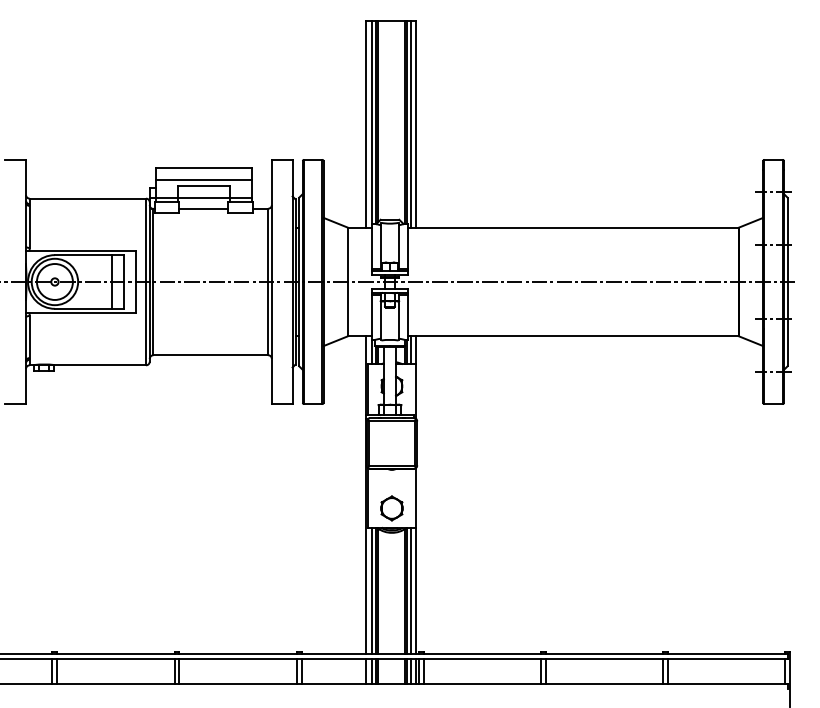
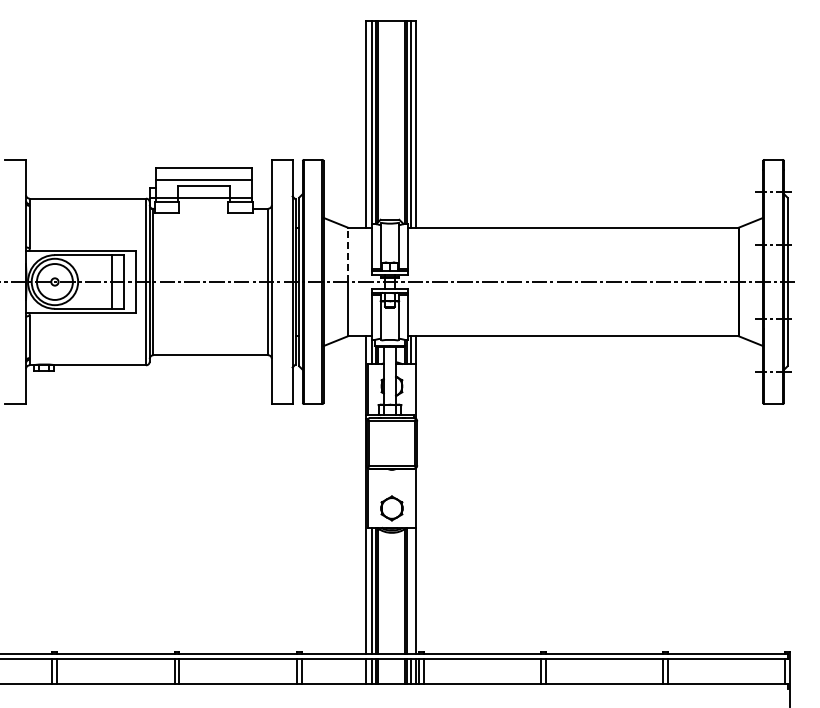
line: present -> none (203, 208)
line: solid -> dashed (348, 254)
line: present -> none (410, 590)
